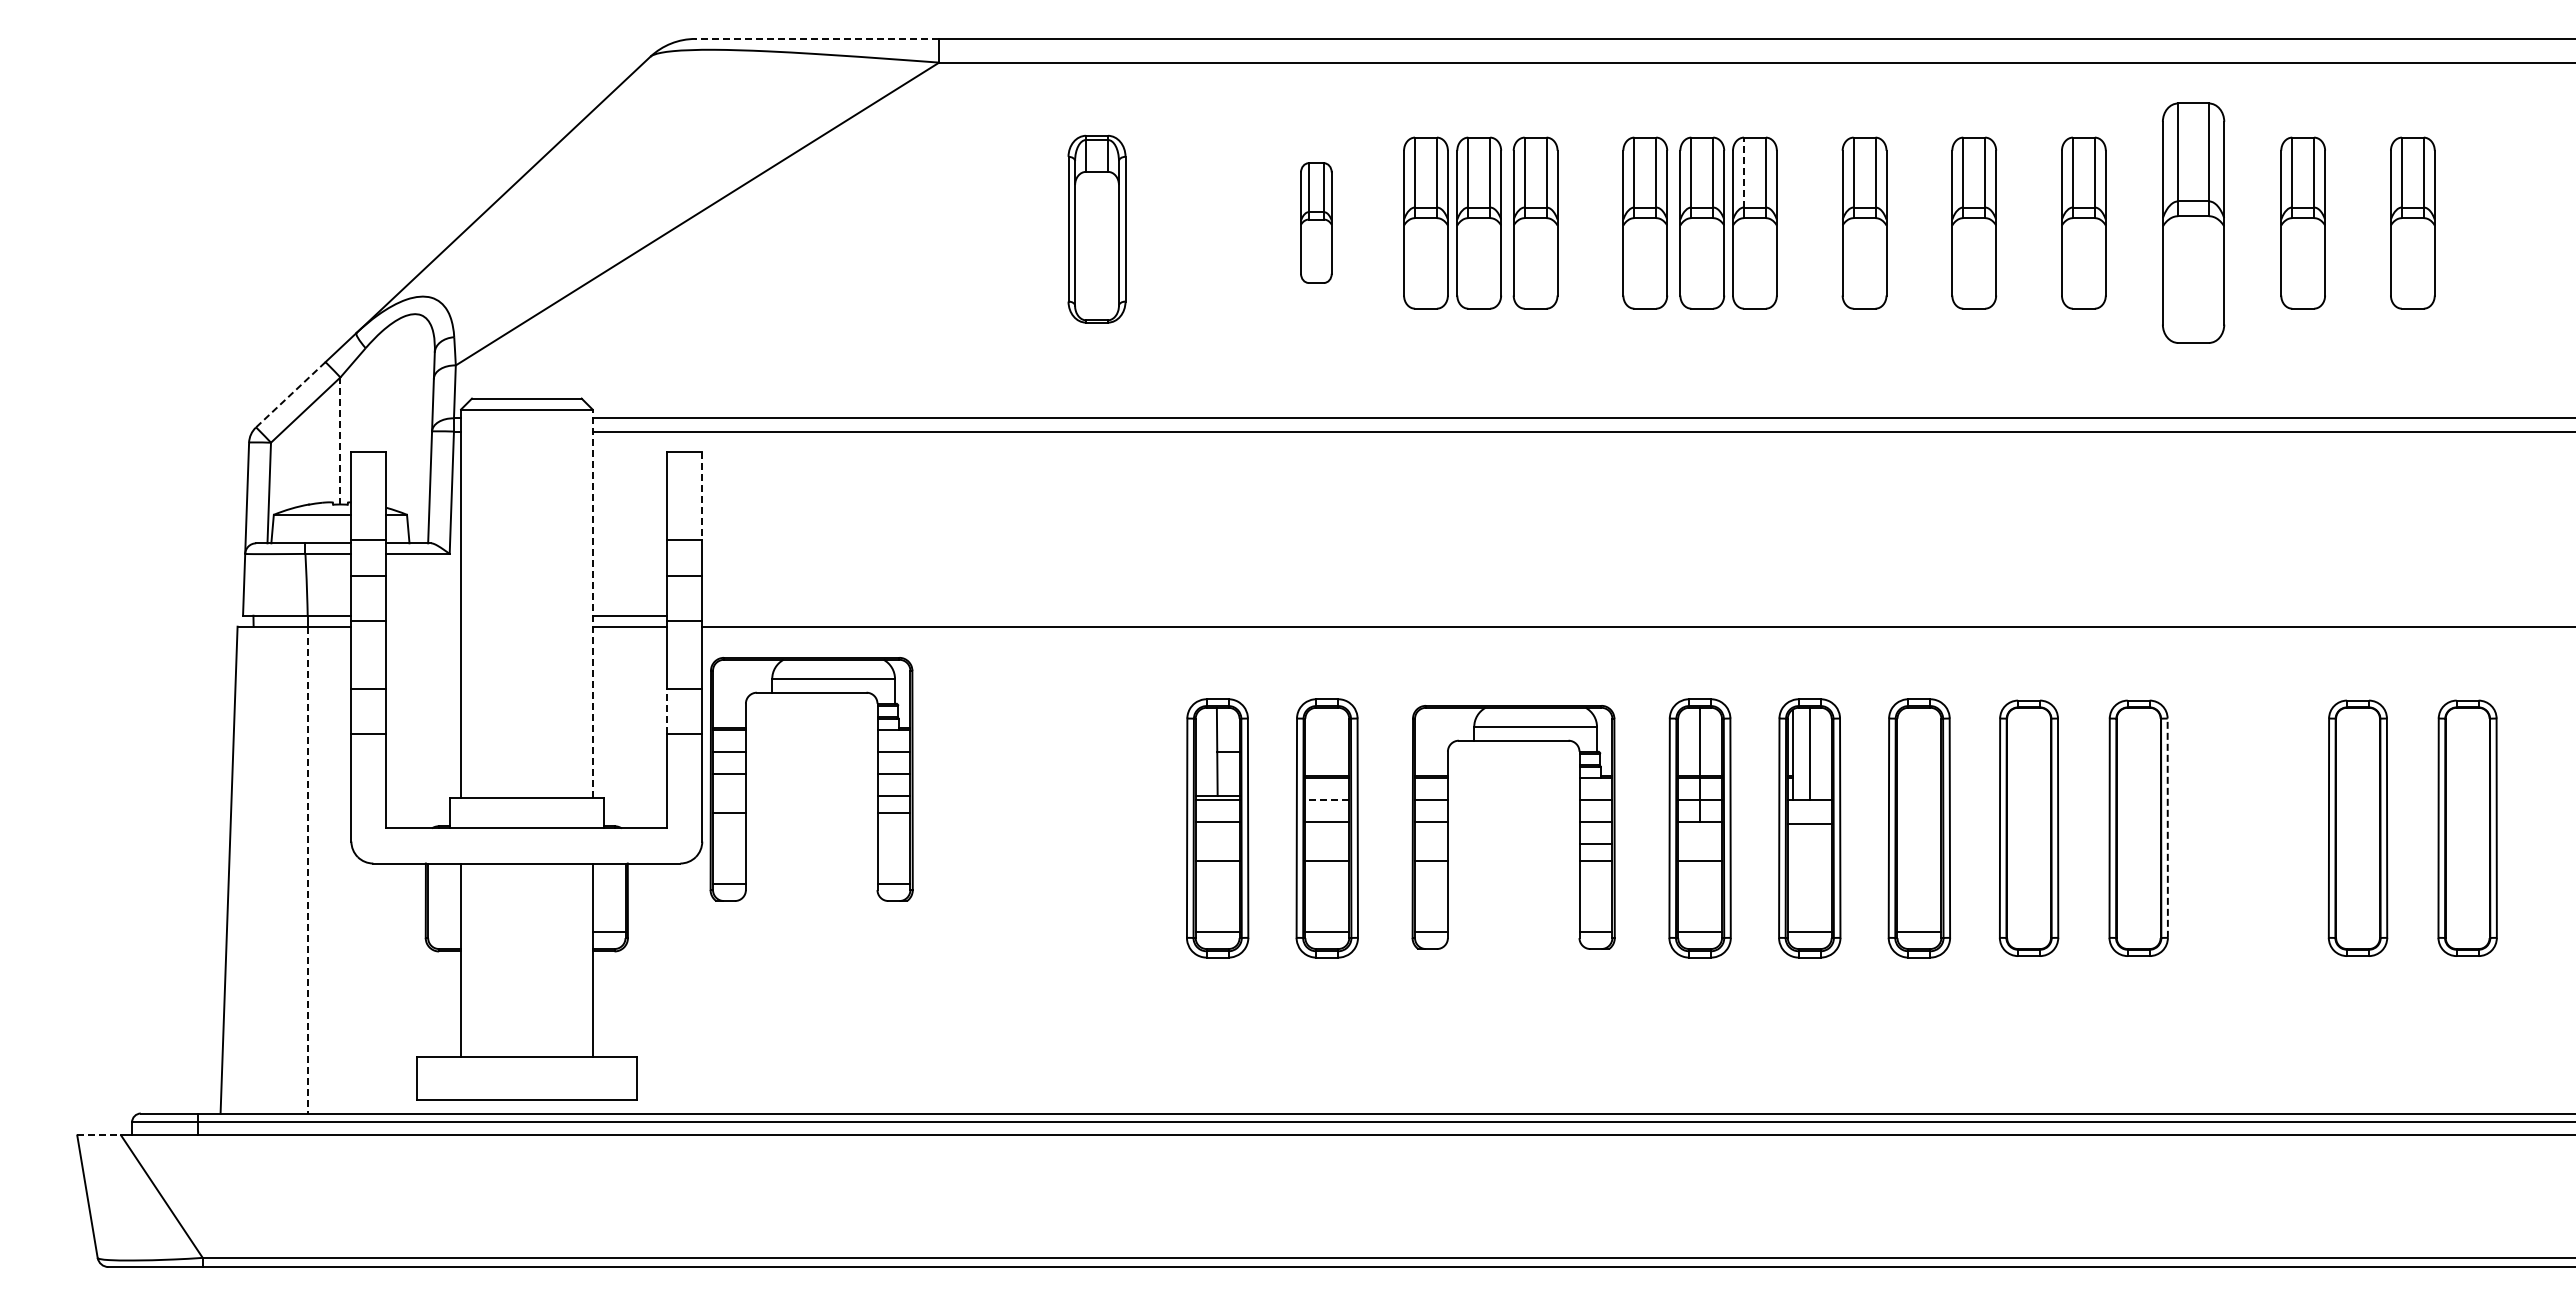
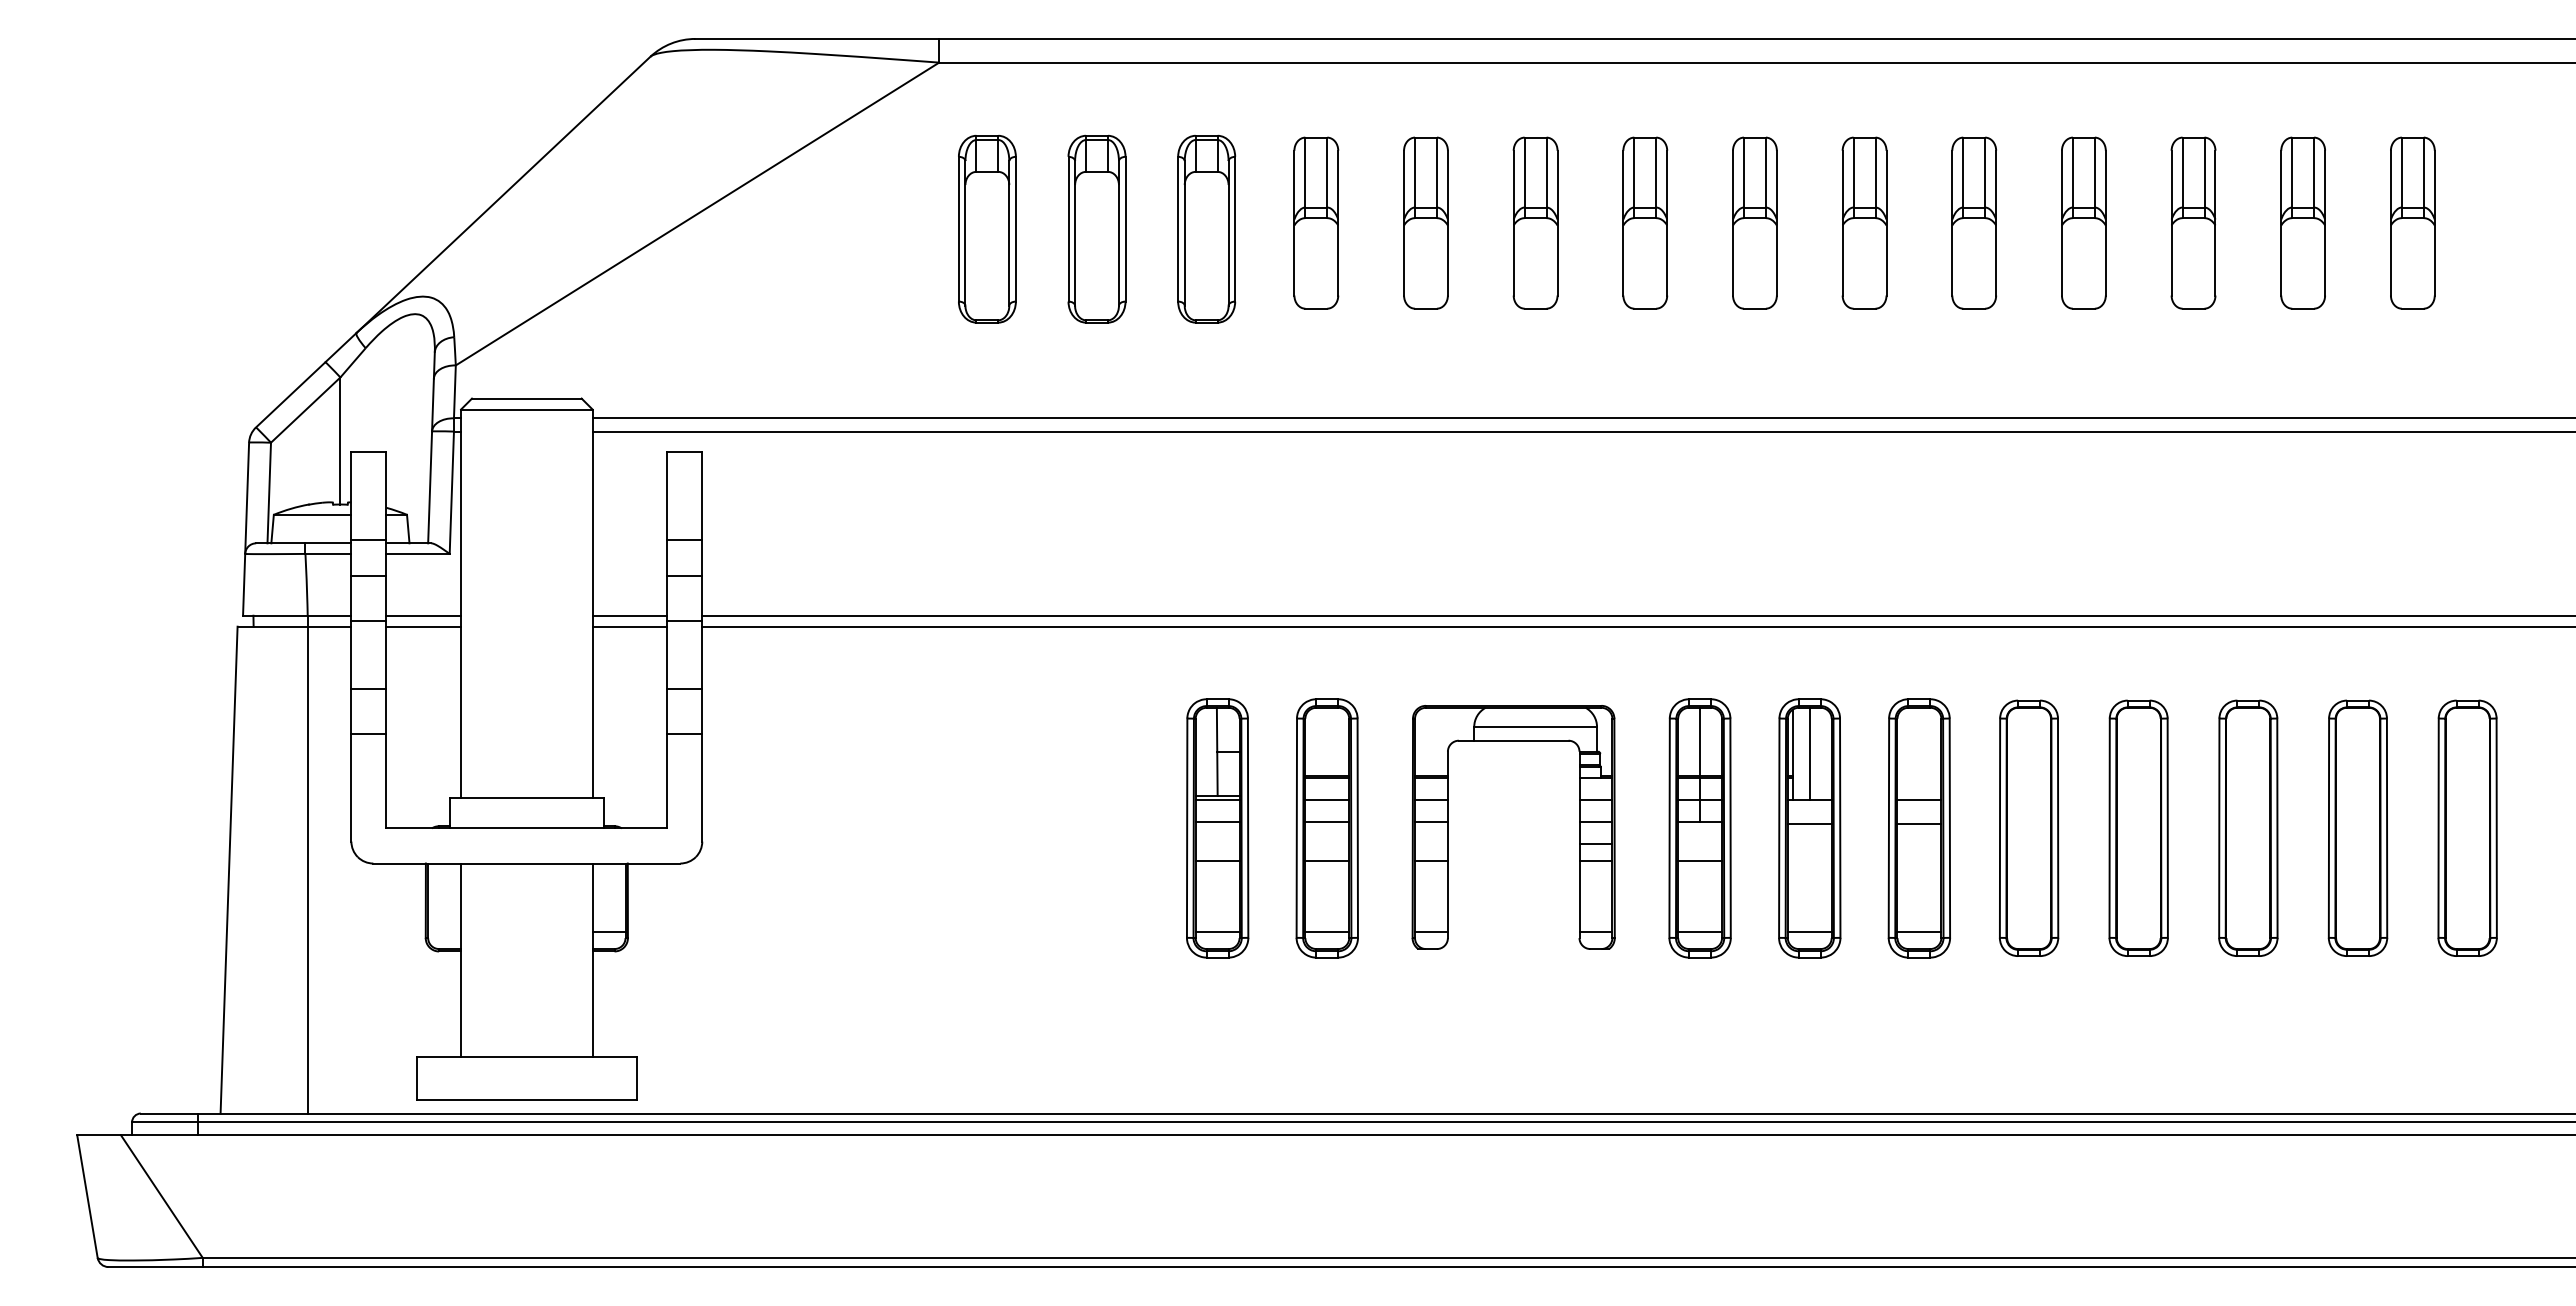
line: dashed -> solid (817, 38)
line: dashed -> solid (1743, 172)
part size: 33x122 px -> 47x174 px (1316, 222)
part: present -> none (1478, 222)
part: present -> none (1702, 222)
part size: 64x242 px -> 47x174 px (2193, 222)
part: none -> present (987, 228)
part: none -> present (1206, 228)
line: dashed -> solid (290, 394)
line: dashed -> solid (340, 441)
line: dashed -> solid (702, 495)
line: dashed -> solid (592, 603)
line: none -> present (423, 615)
line: none -> present (1637, 615)
line: none -> present (423, 626)
line: dashed -> solid (667, 711)
part: present -> none (746, 779)
line: dashed -> solid (1327, 799)
line: none -> present (1919, 799)
line: none -> present (1919, 824)
part: none -> present (2248, 827)
line: dashed -> solid (2167, 828)
line: dashed -> solid (307, 870)
line: dashed -> solid (99, 1135)
